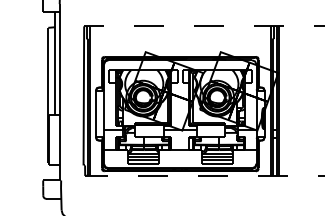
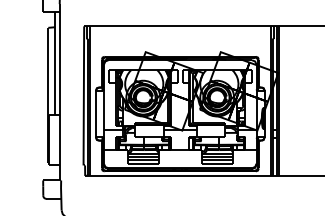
line: dashed -> solid (204, 26)
line: dashed -> solid (204, 175)
